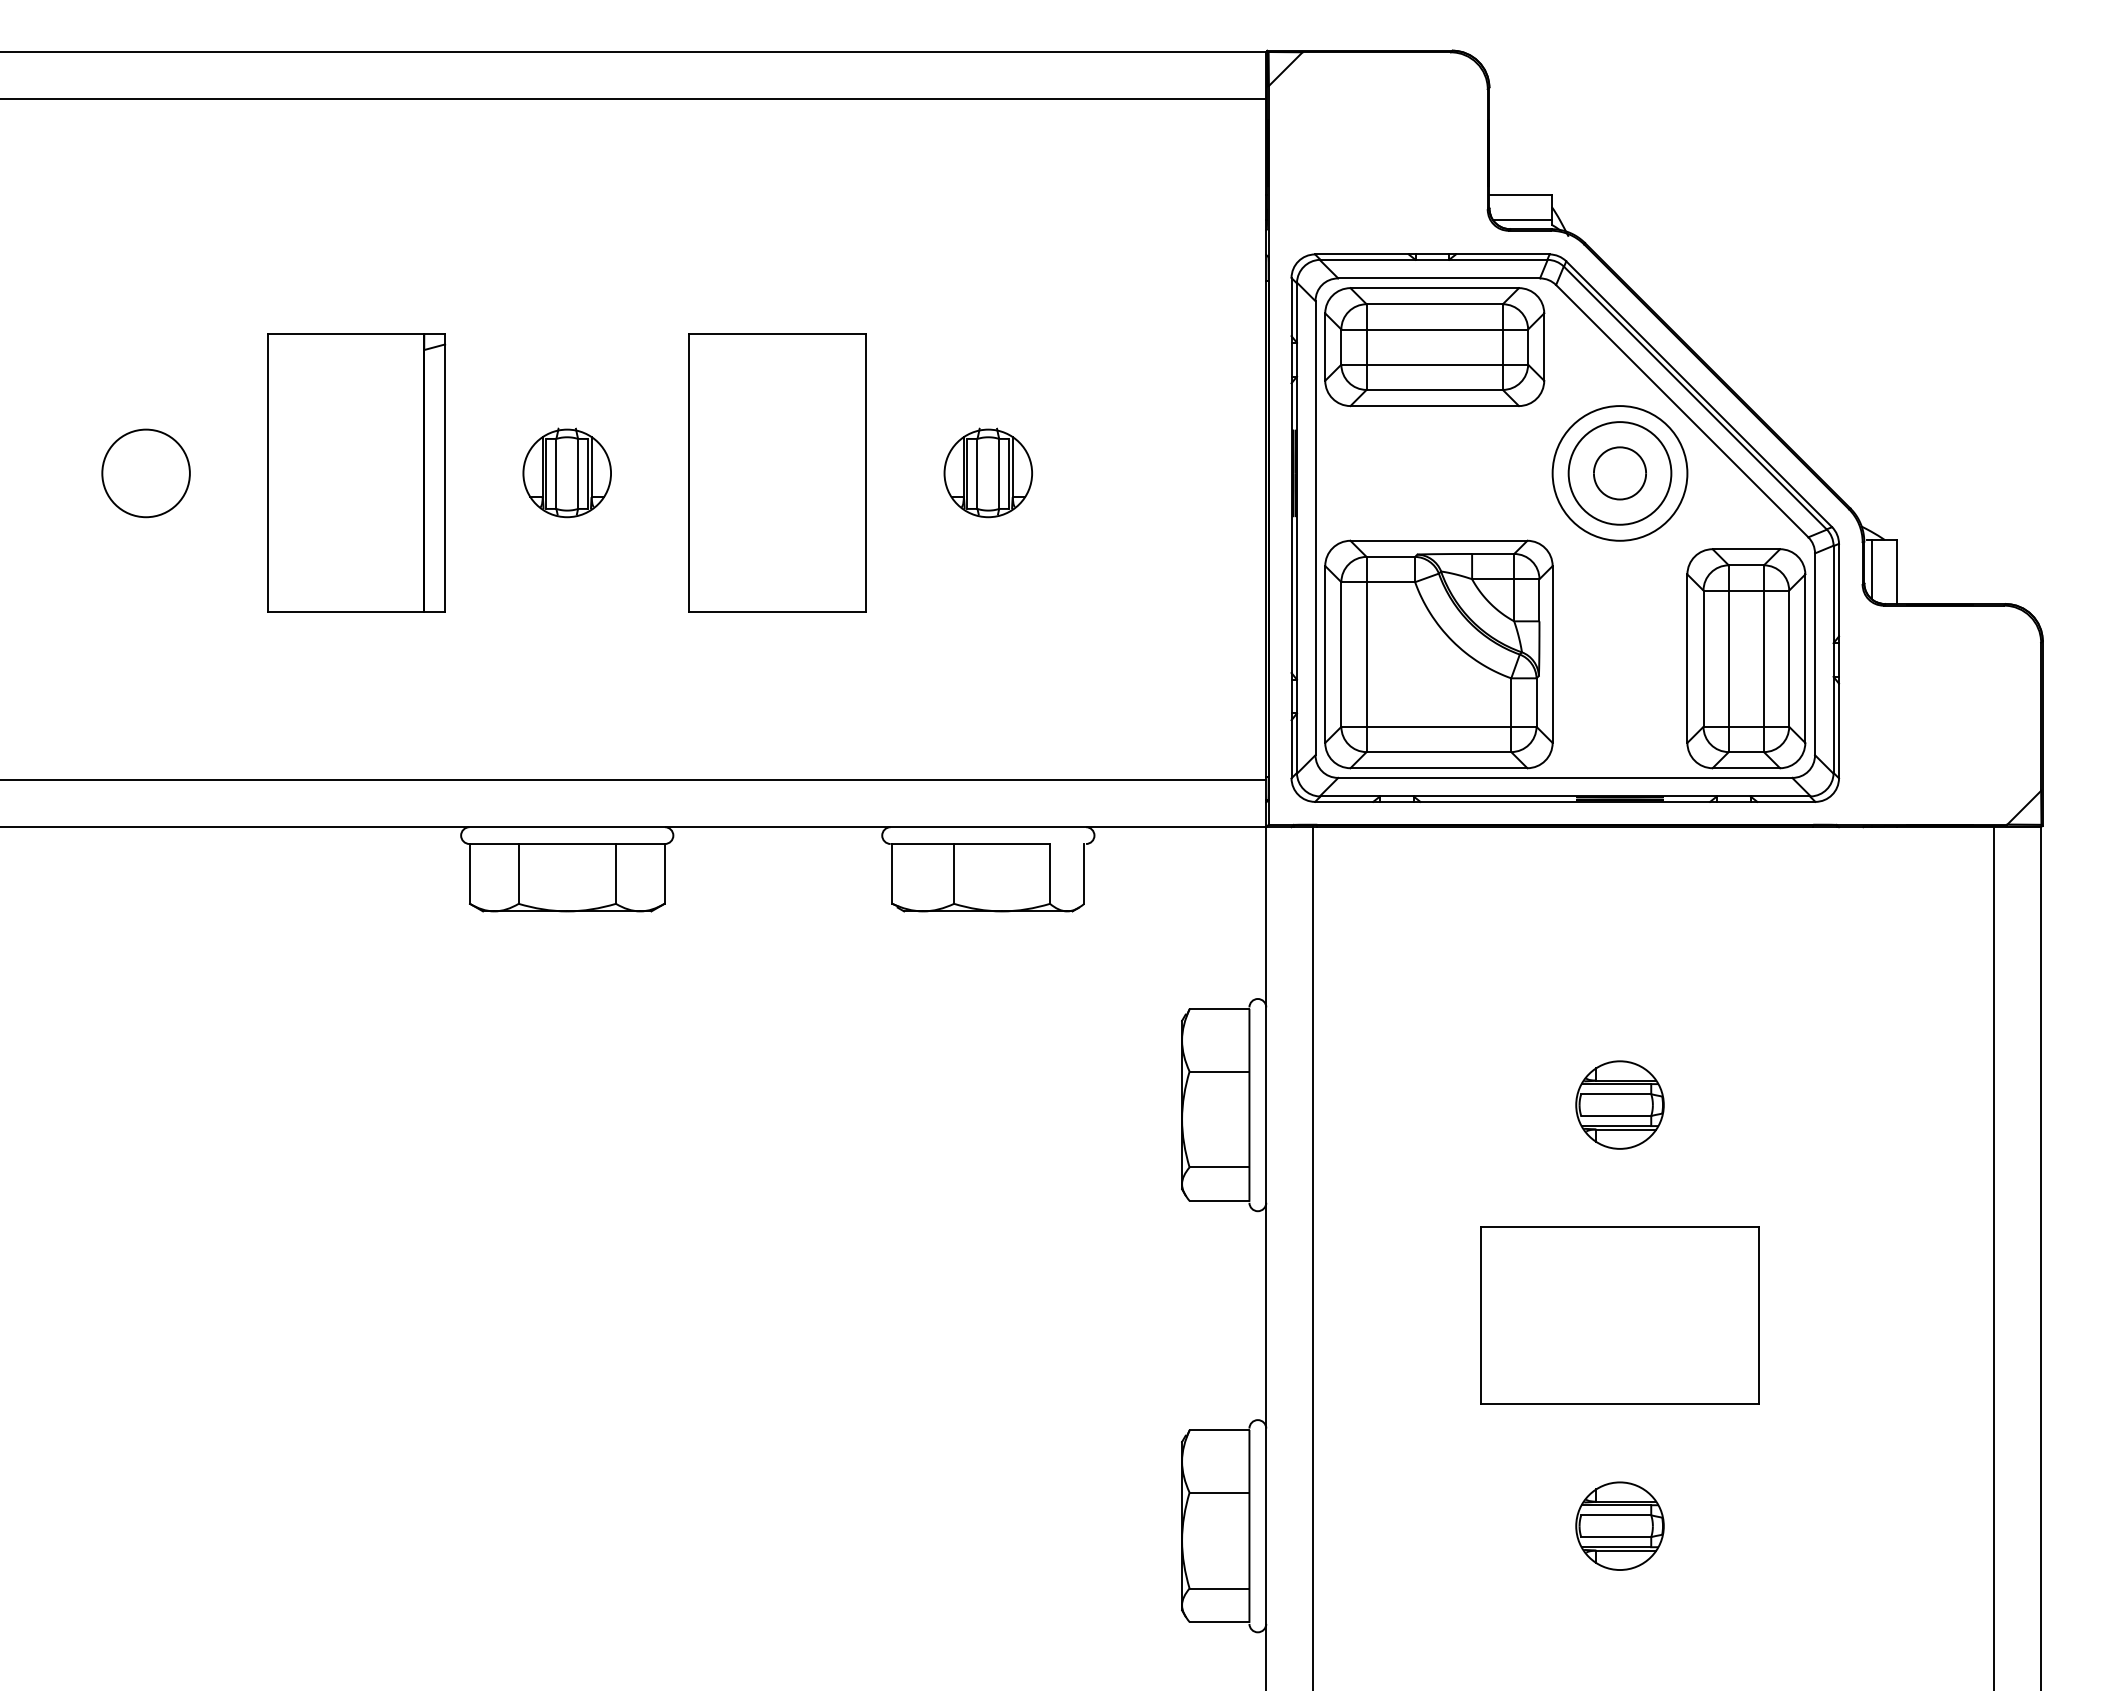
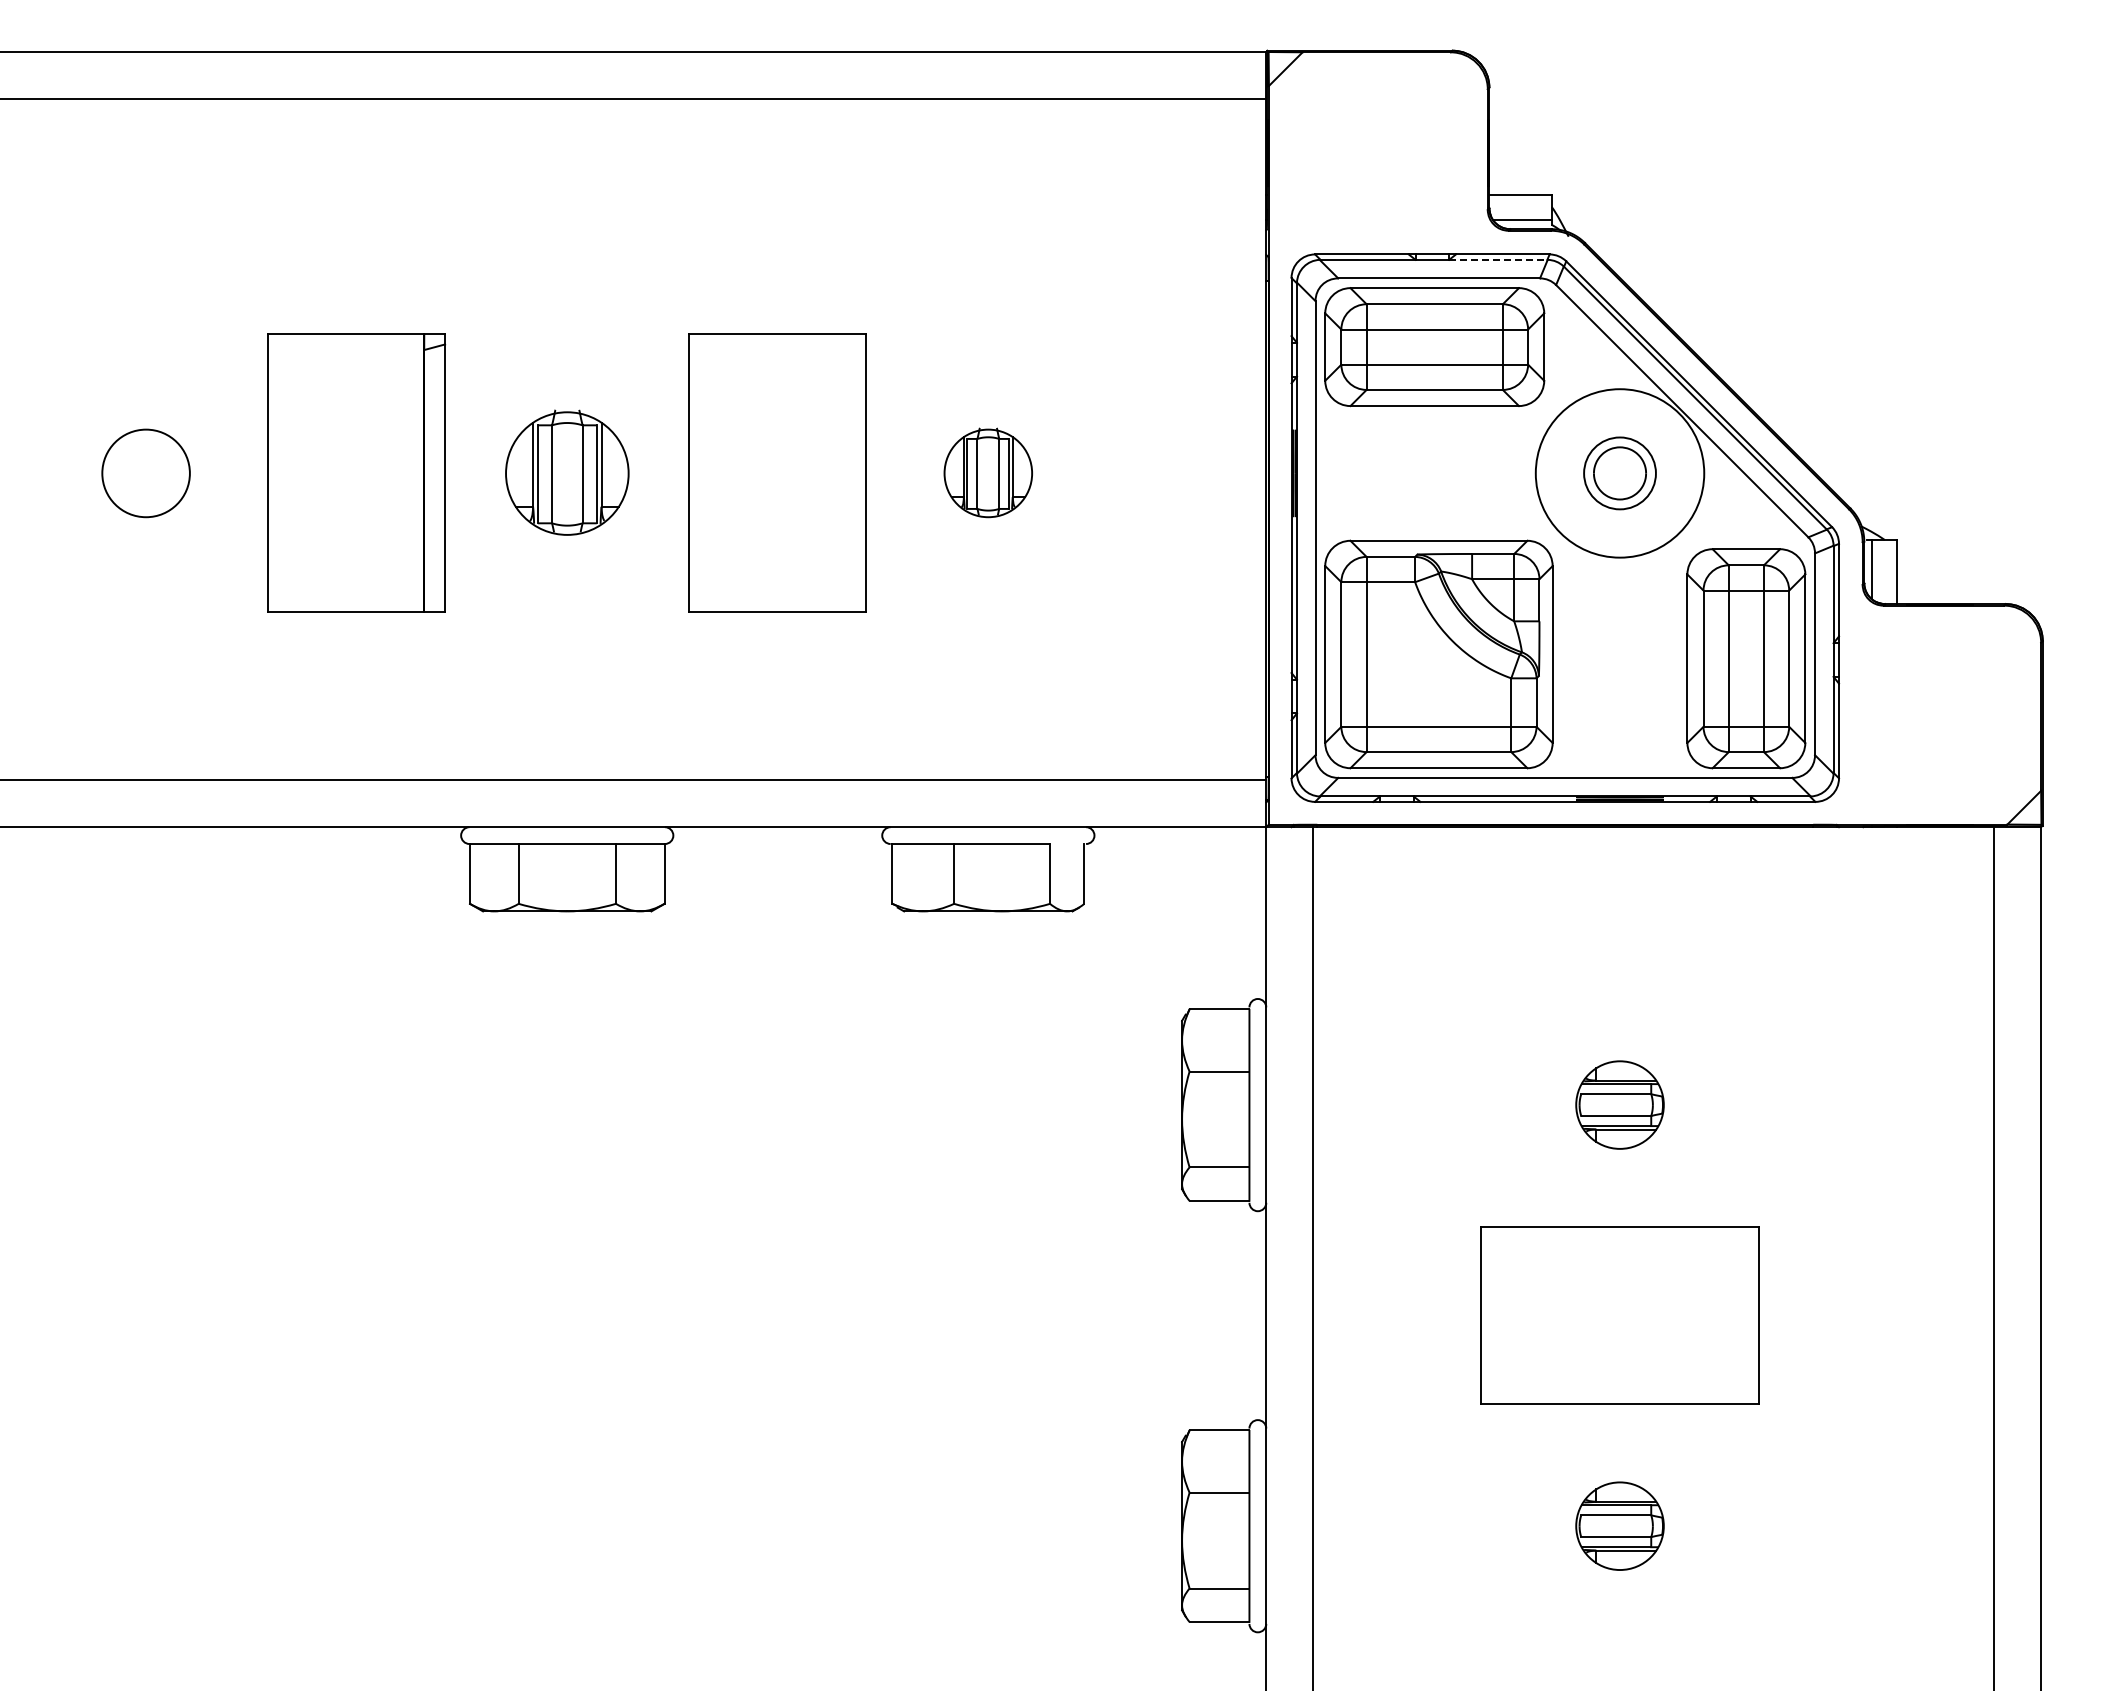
line: solid -> dashed (1498, 259)
part size: 90x92 px -> 125x127 px (567, 472)
circle diameter: 103 px -> 72 px (1619, 473)
circle diameter: 135 px -> 168 px (1619, 473)
